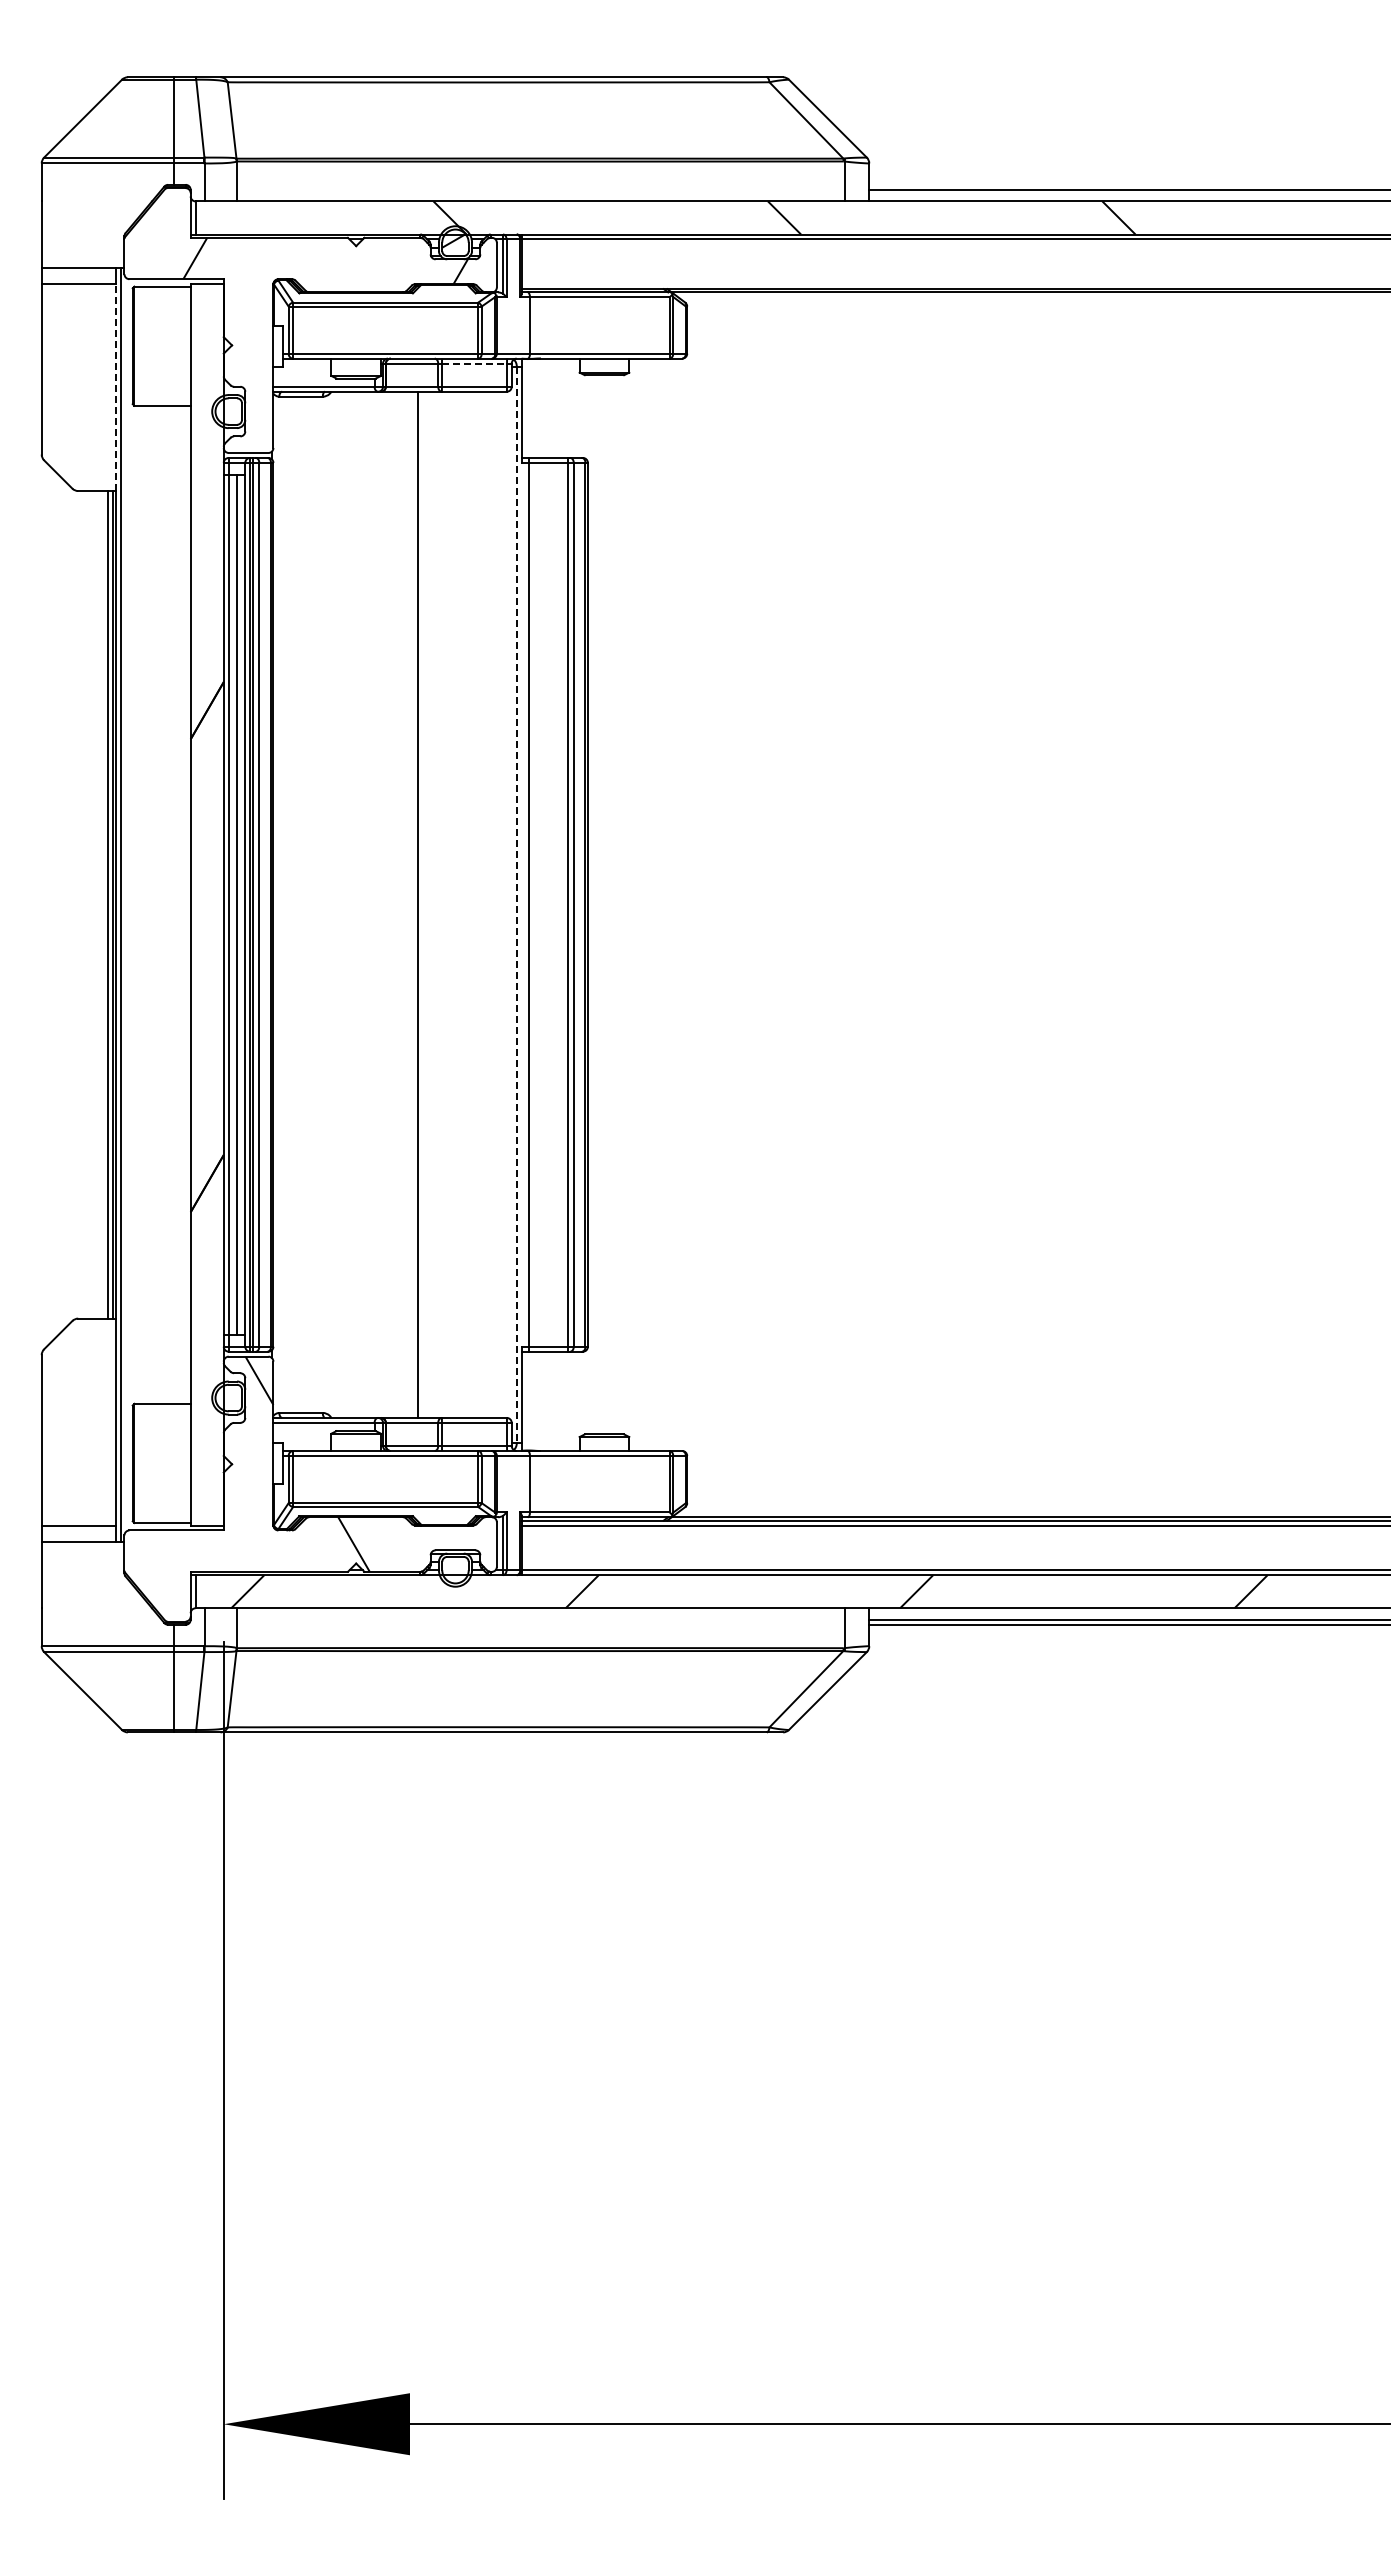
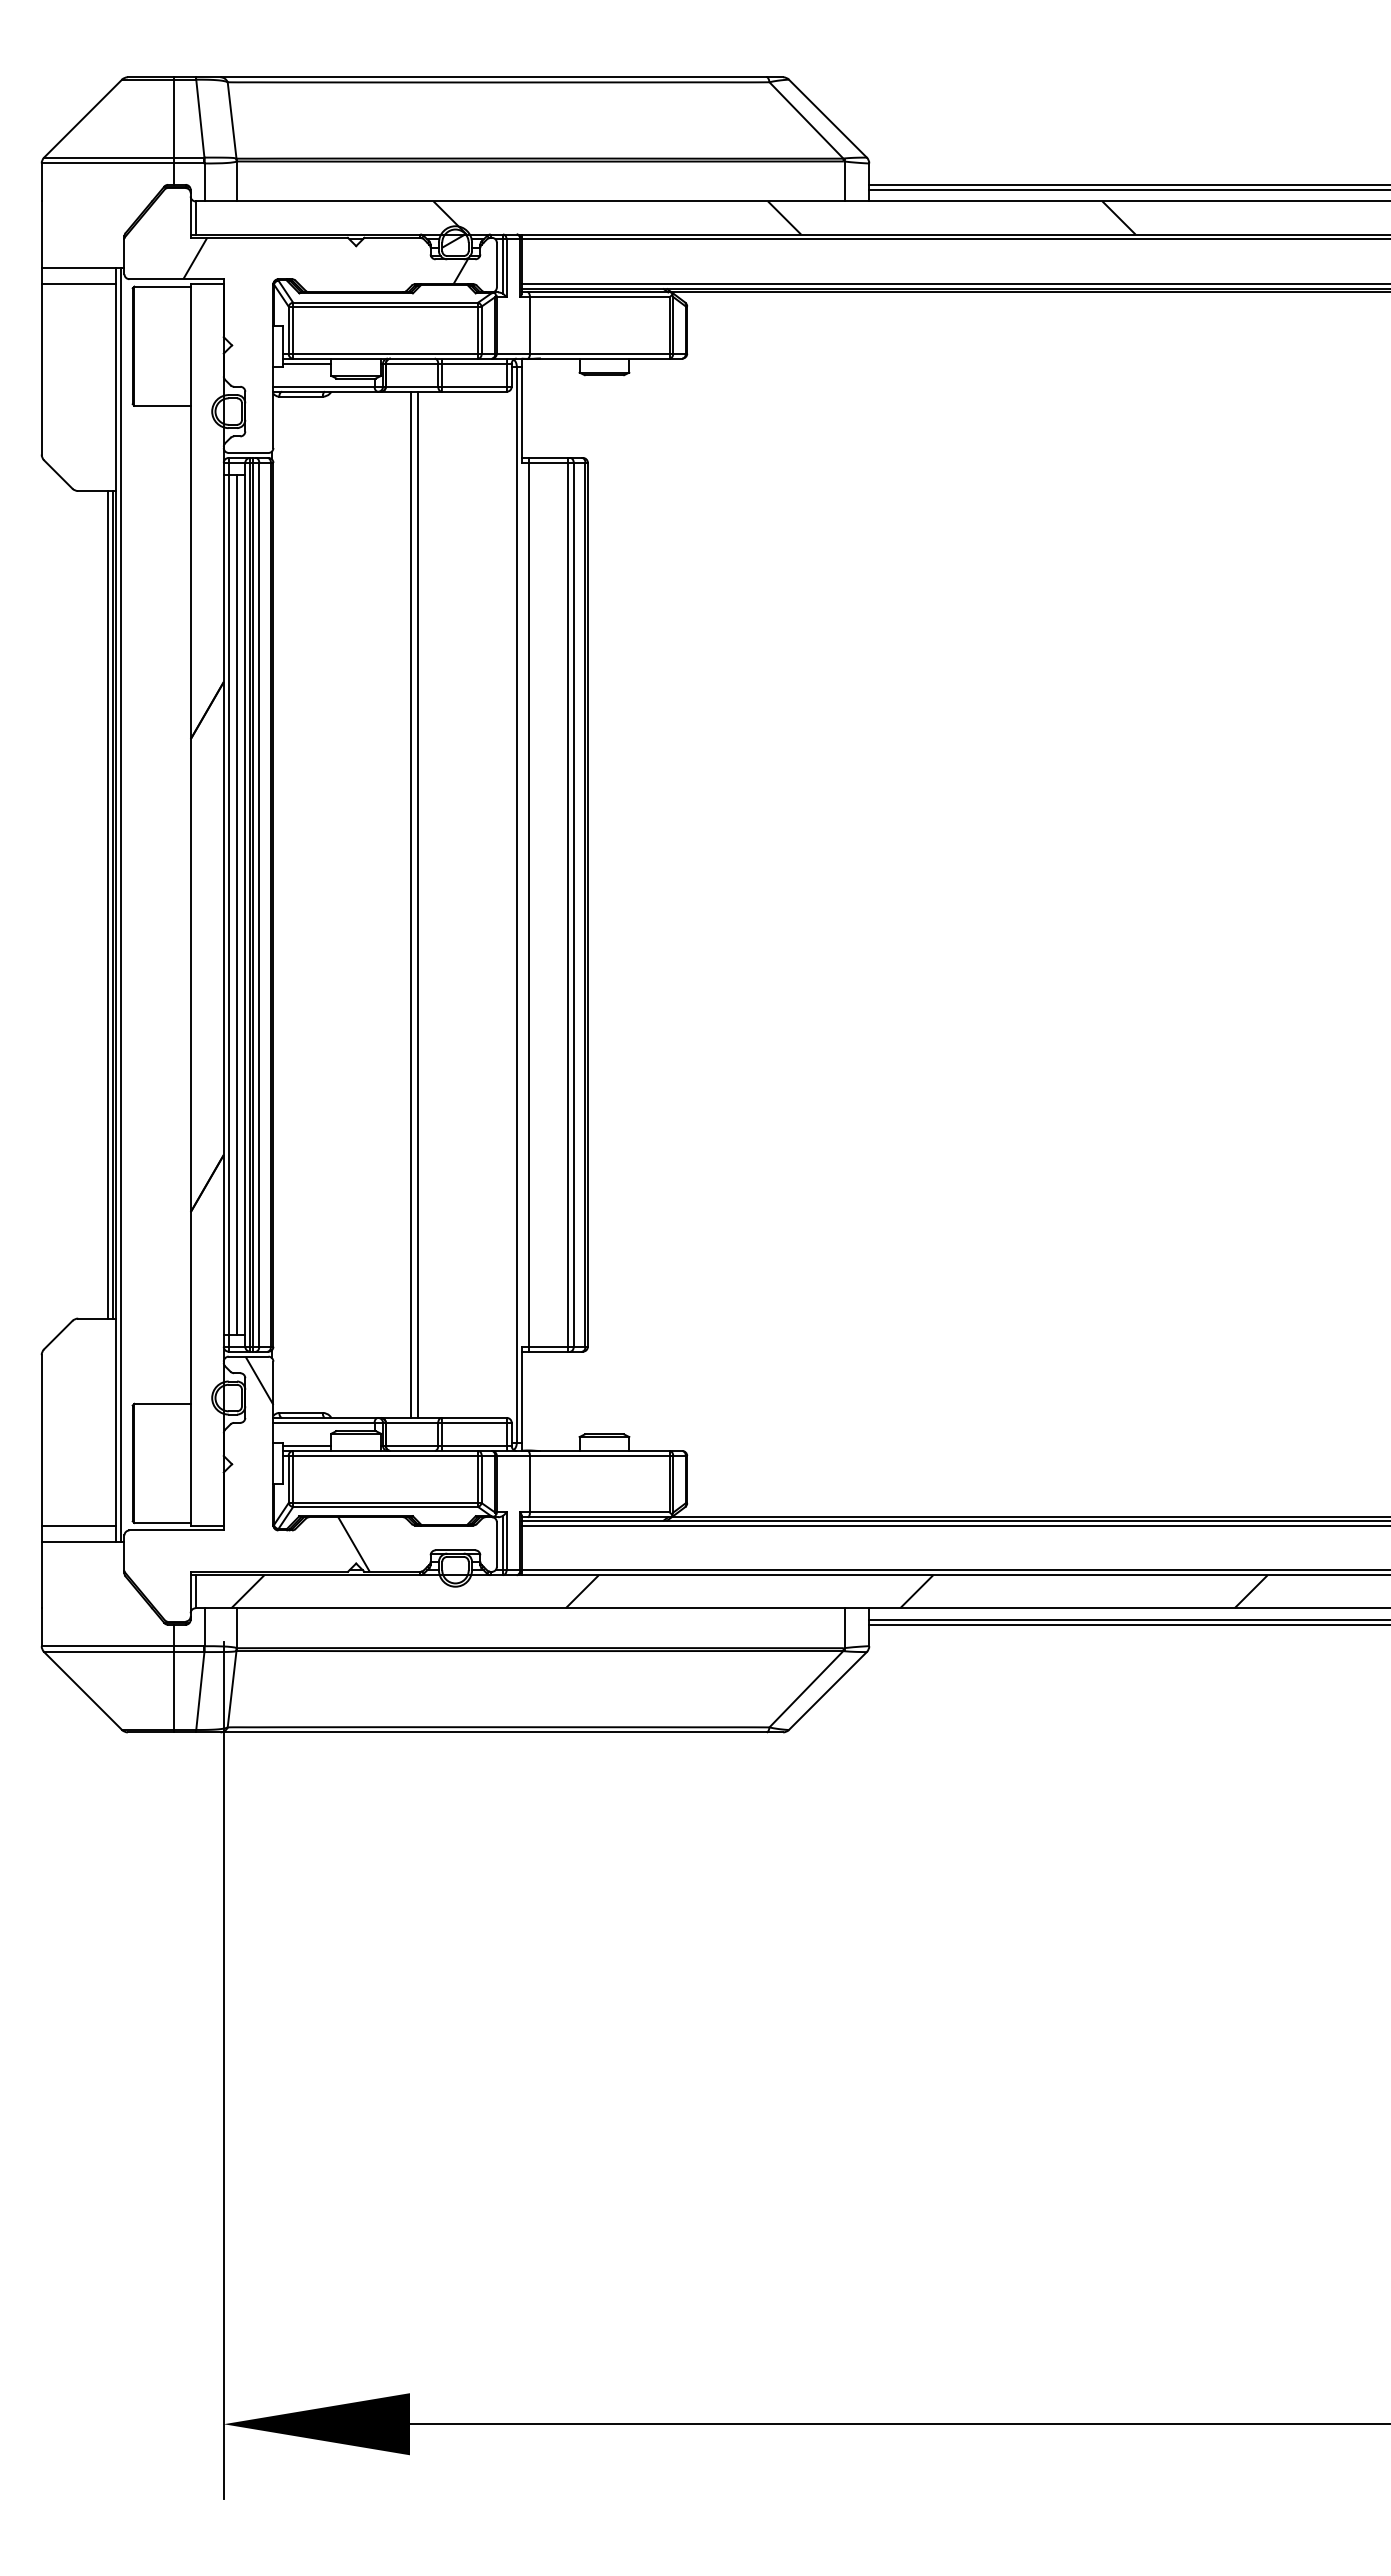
line: none -> present (1128, 184)
line: none -> present (954, 284)
line: none -> present (307, 363)
line: dashed -> solid (474, 363)
line: dashed -> solid (116, 387)
line: none -> present (411, 904)
line: dashed -> solid (516, 904)
line: none -> present (307, 1446)
